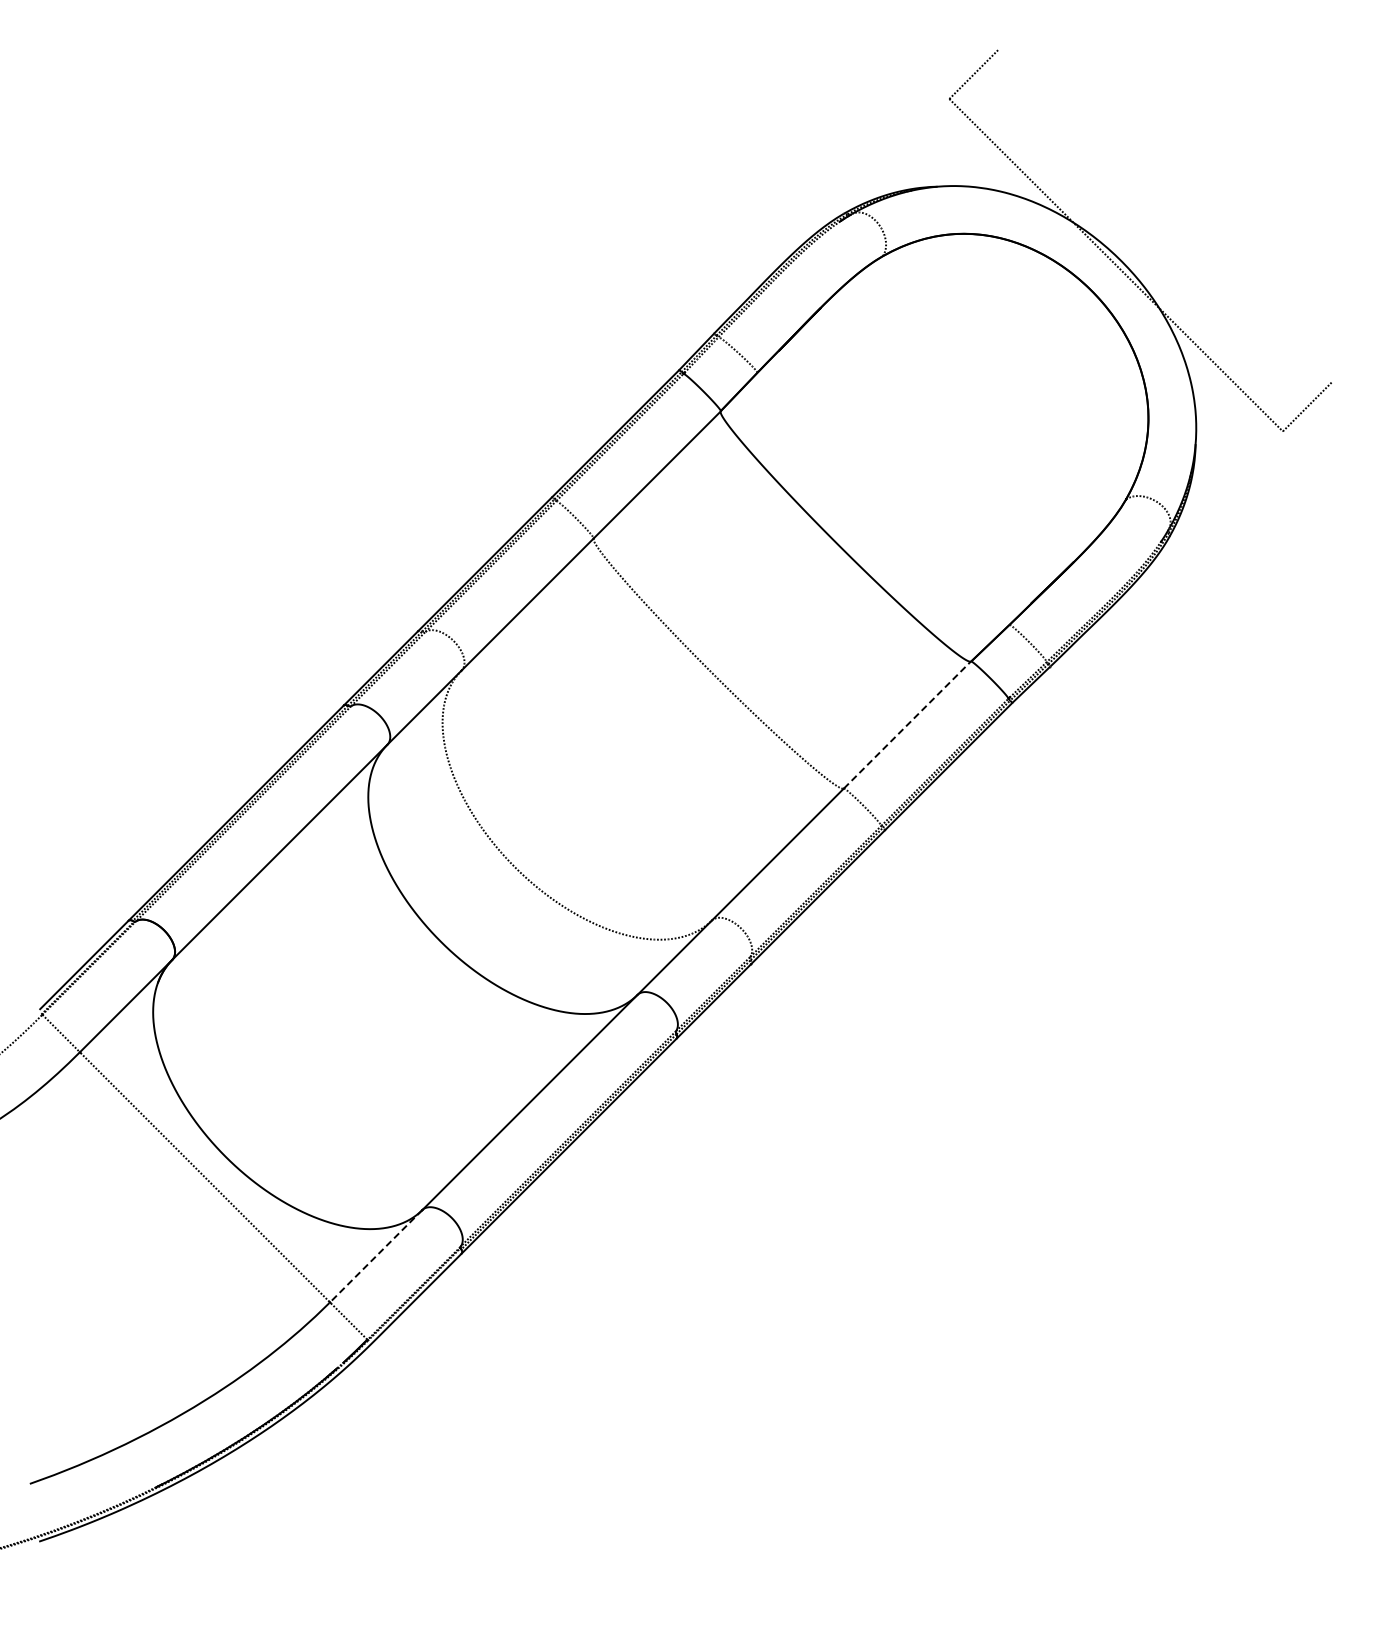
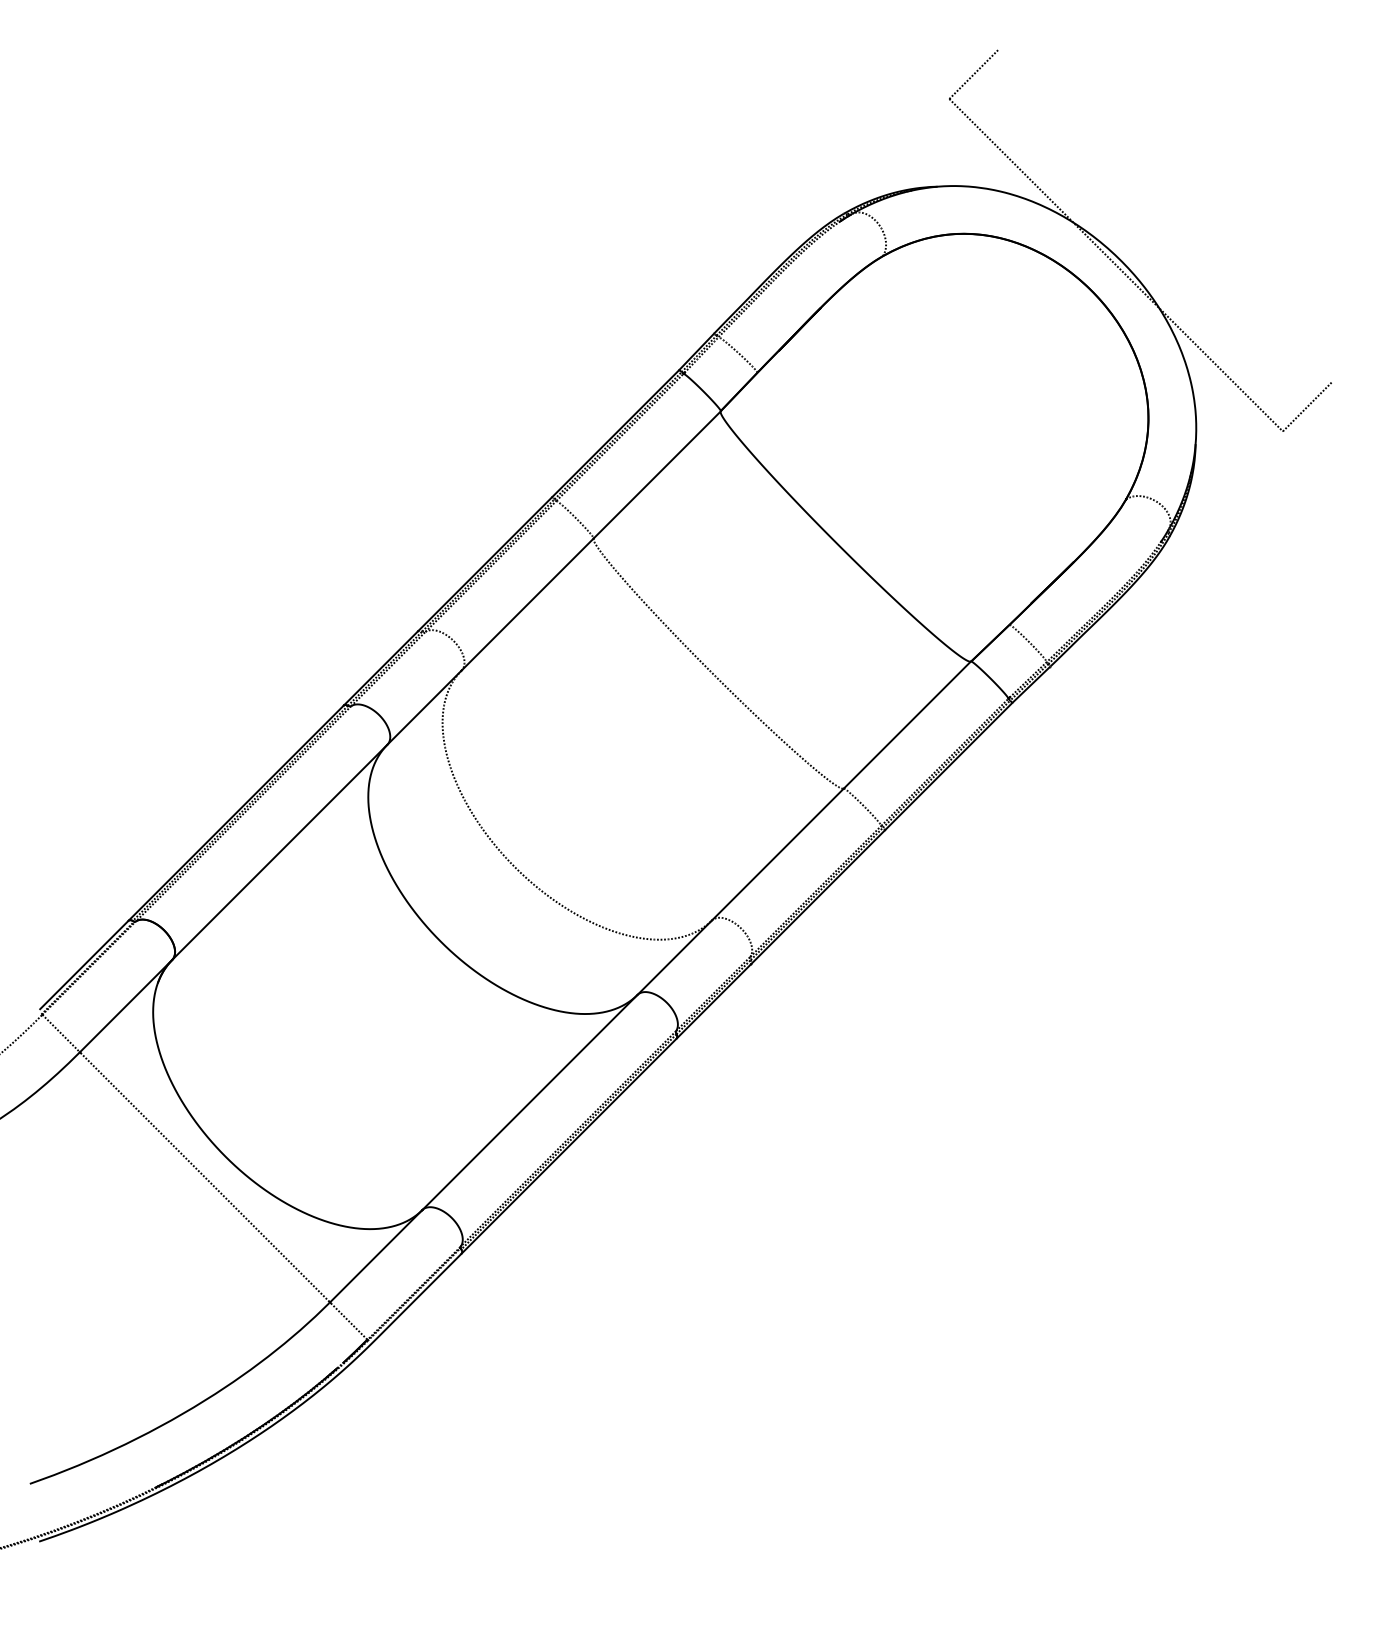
line: dashed -> solid (907, 725)
line: dashed -> solid (375, 1256)
